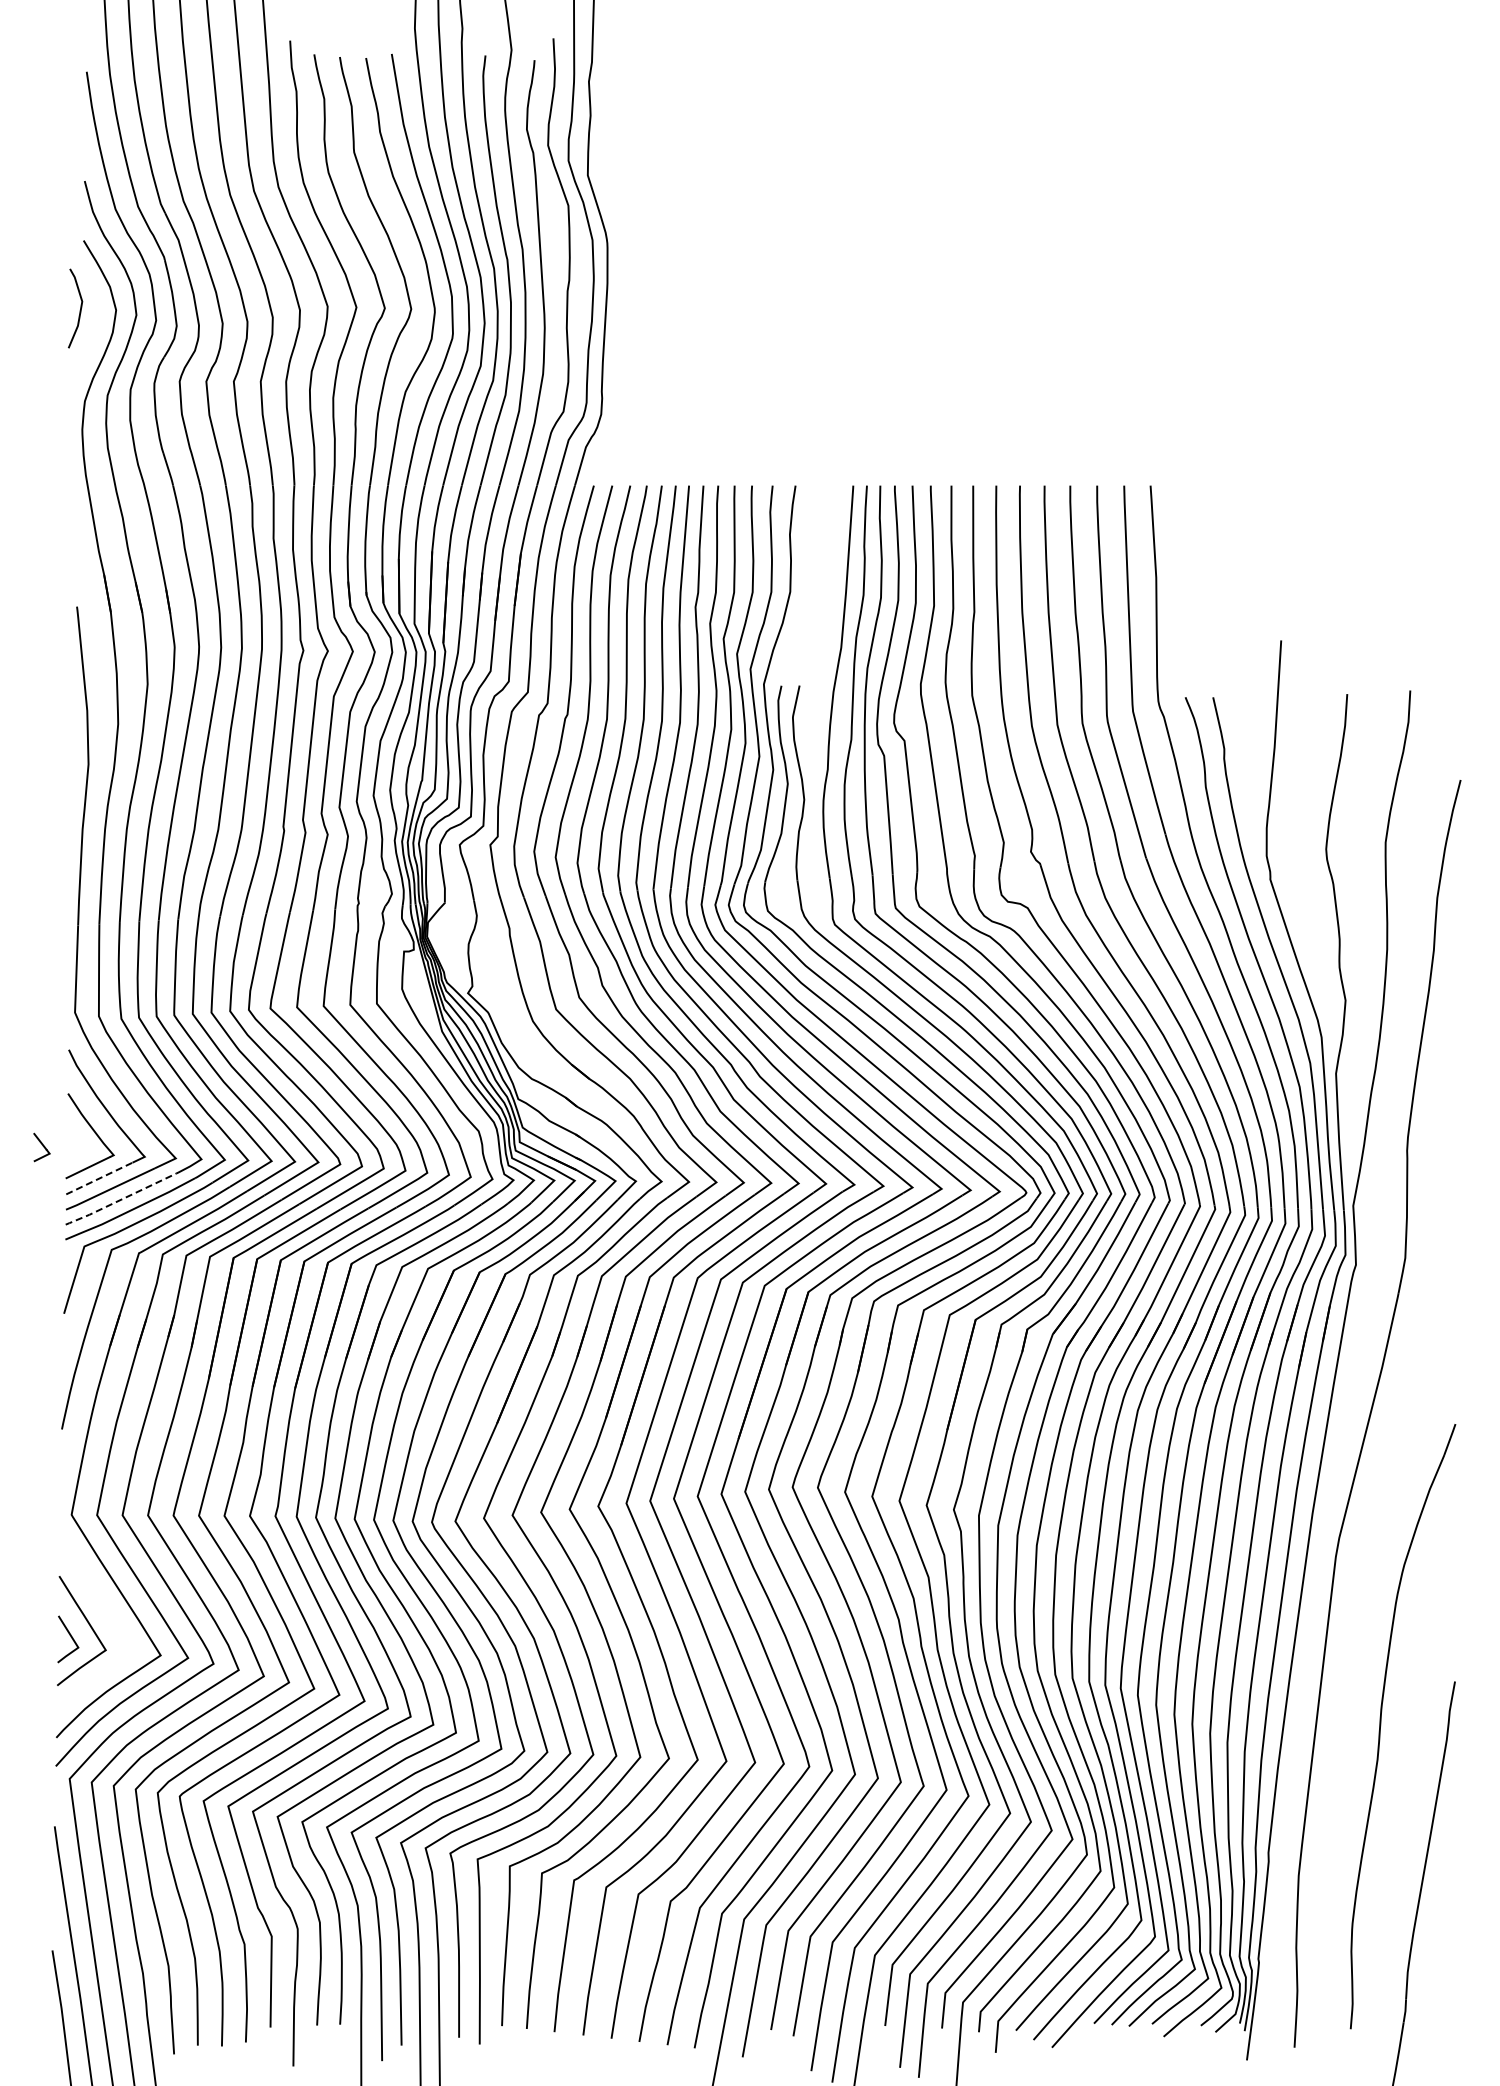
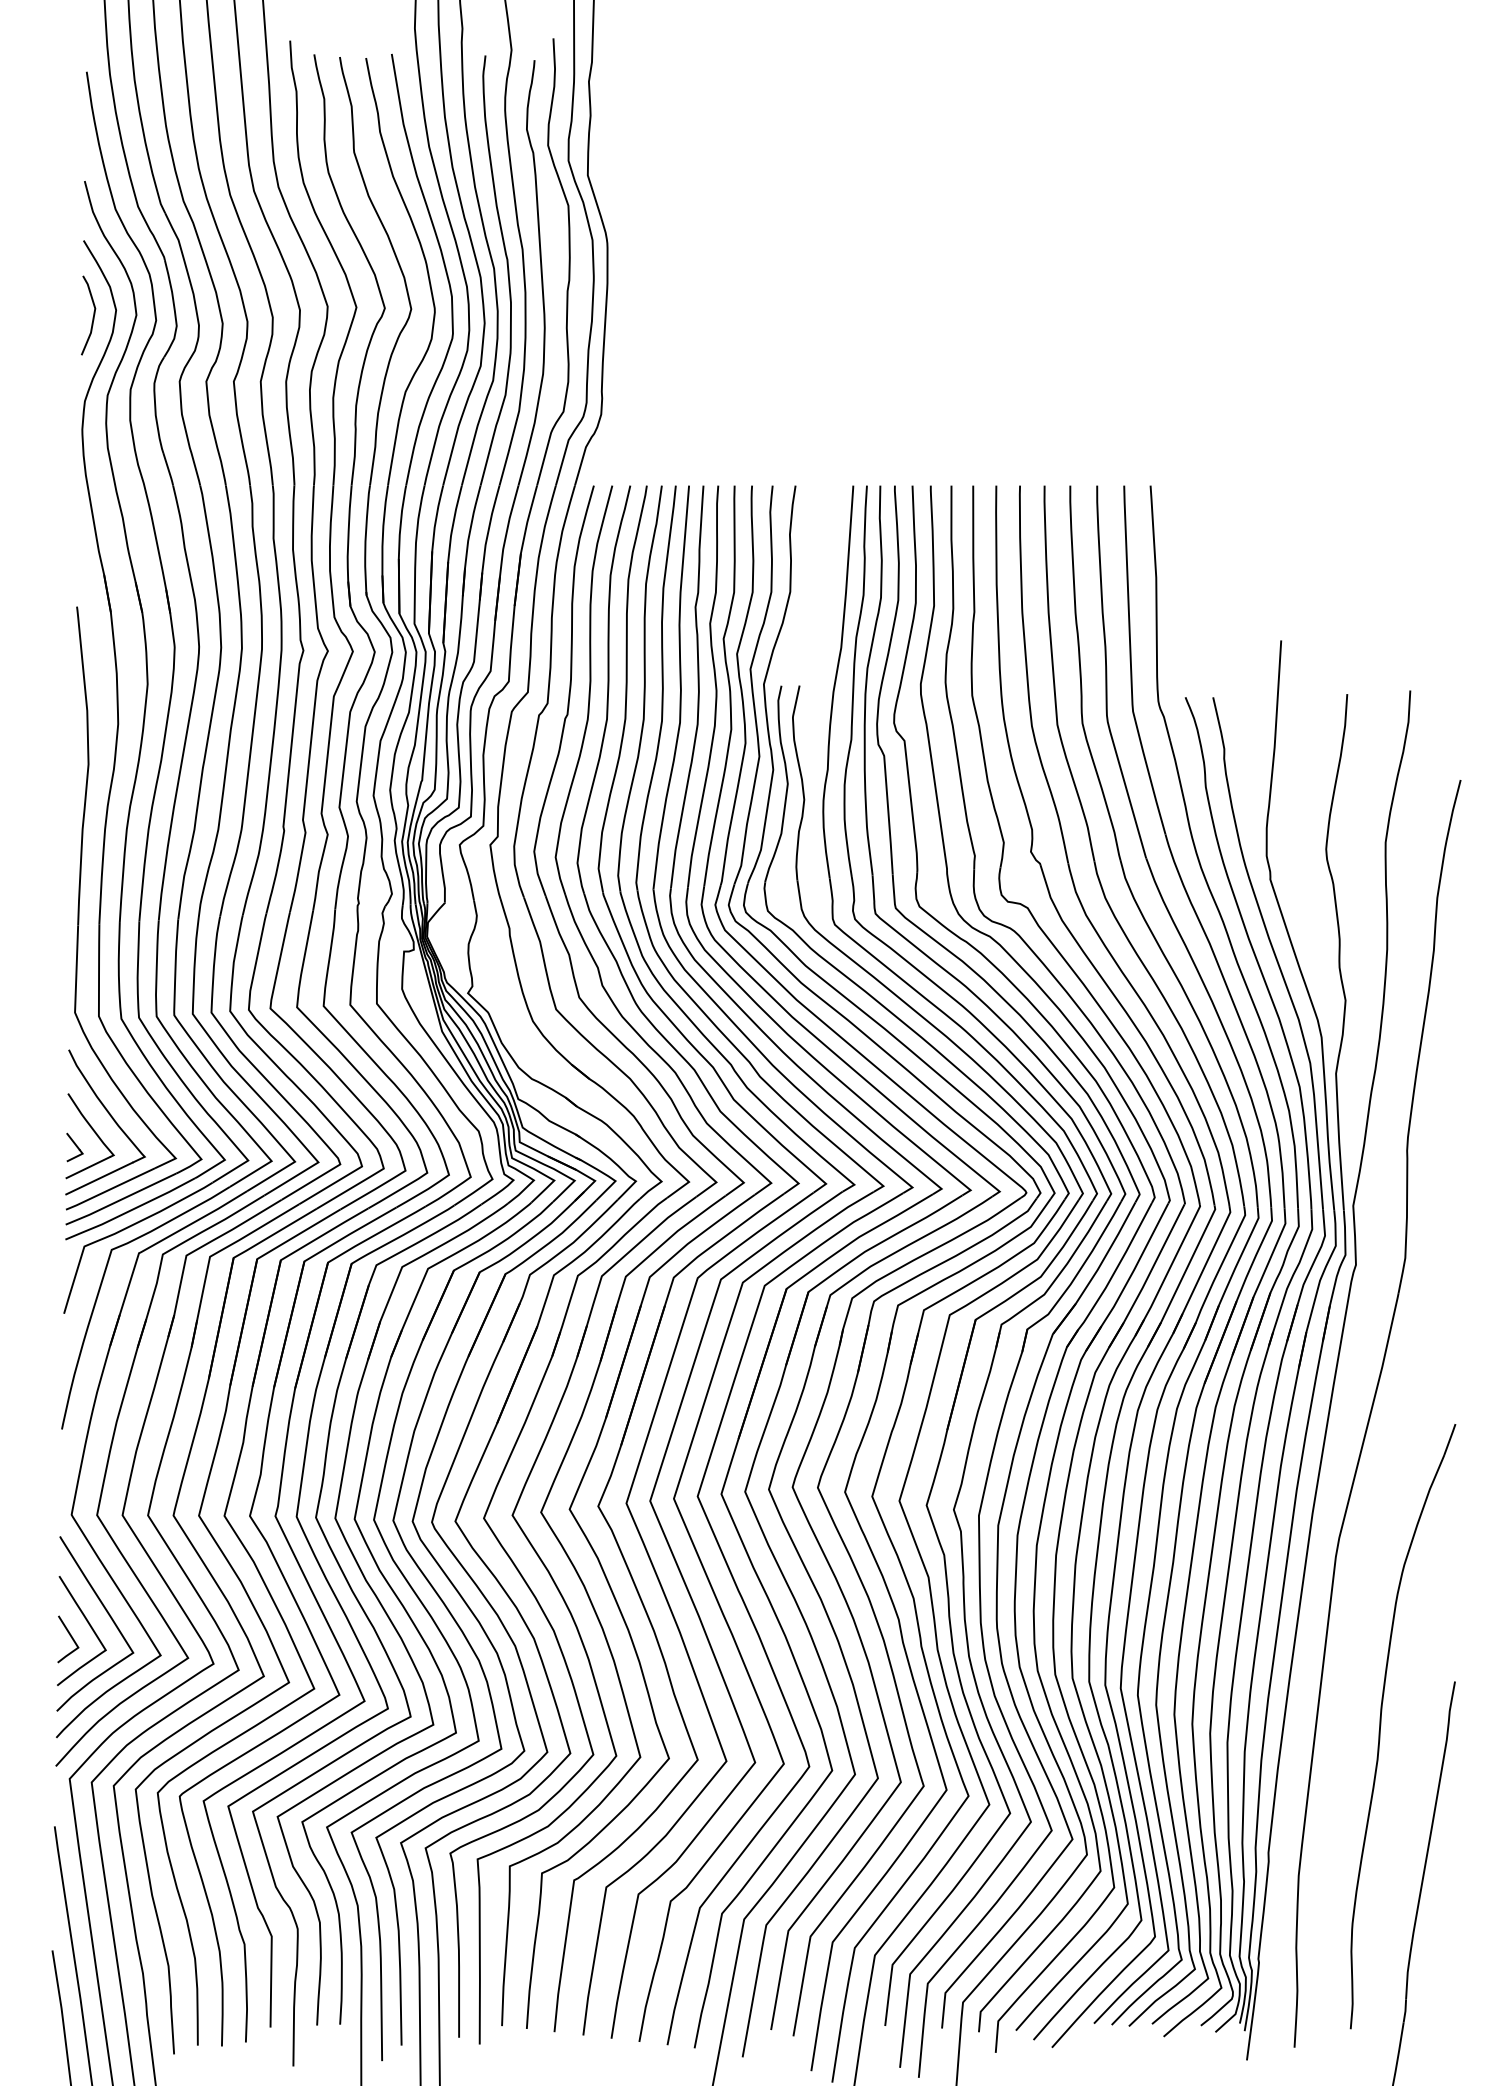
curve position: (79, 310) -> (92, 317) (92, 317)
part position: (41, 1147) -> (74, 1147) (74, 1147)
line: dashed -> solid (99, 1178)
line: dashed -> solid (119, 1200)
curve: none -> present (108, 1615)
